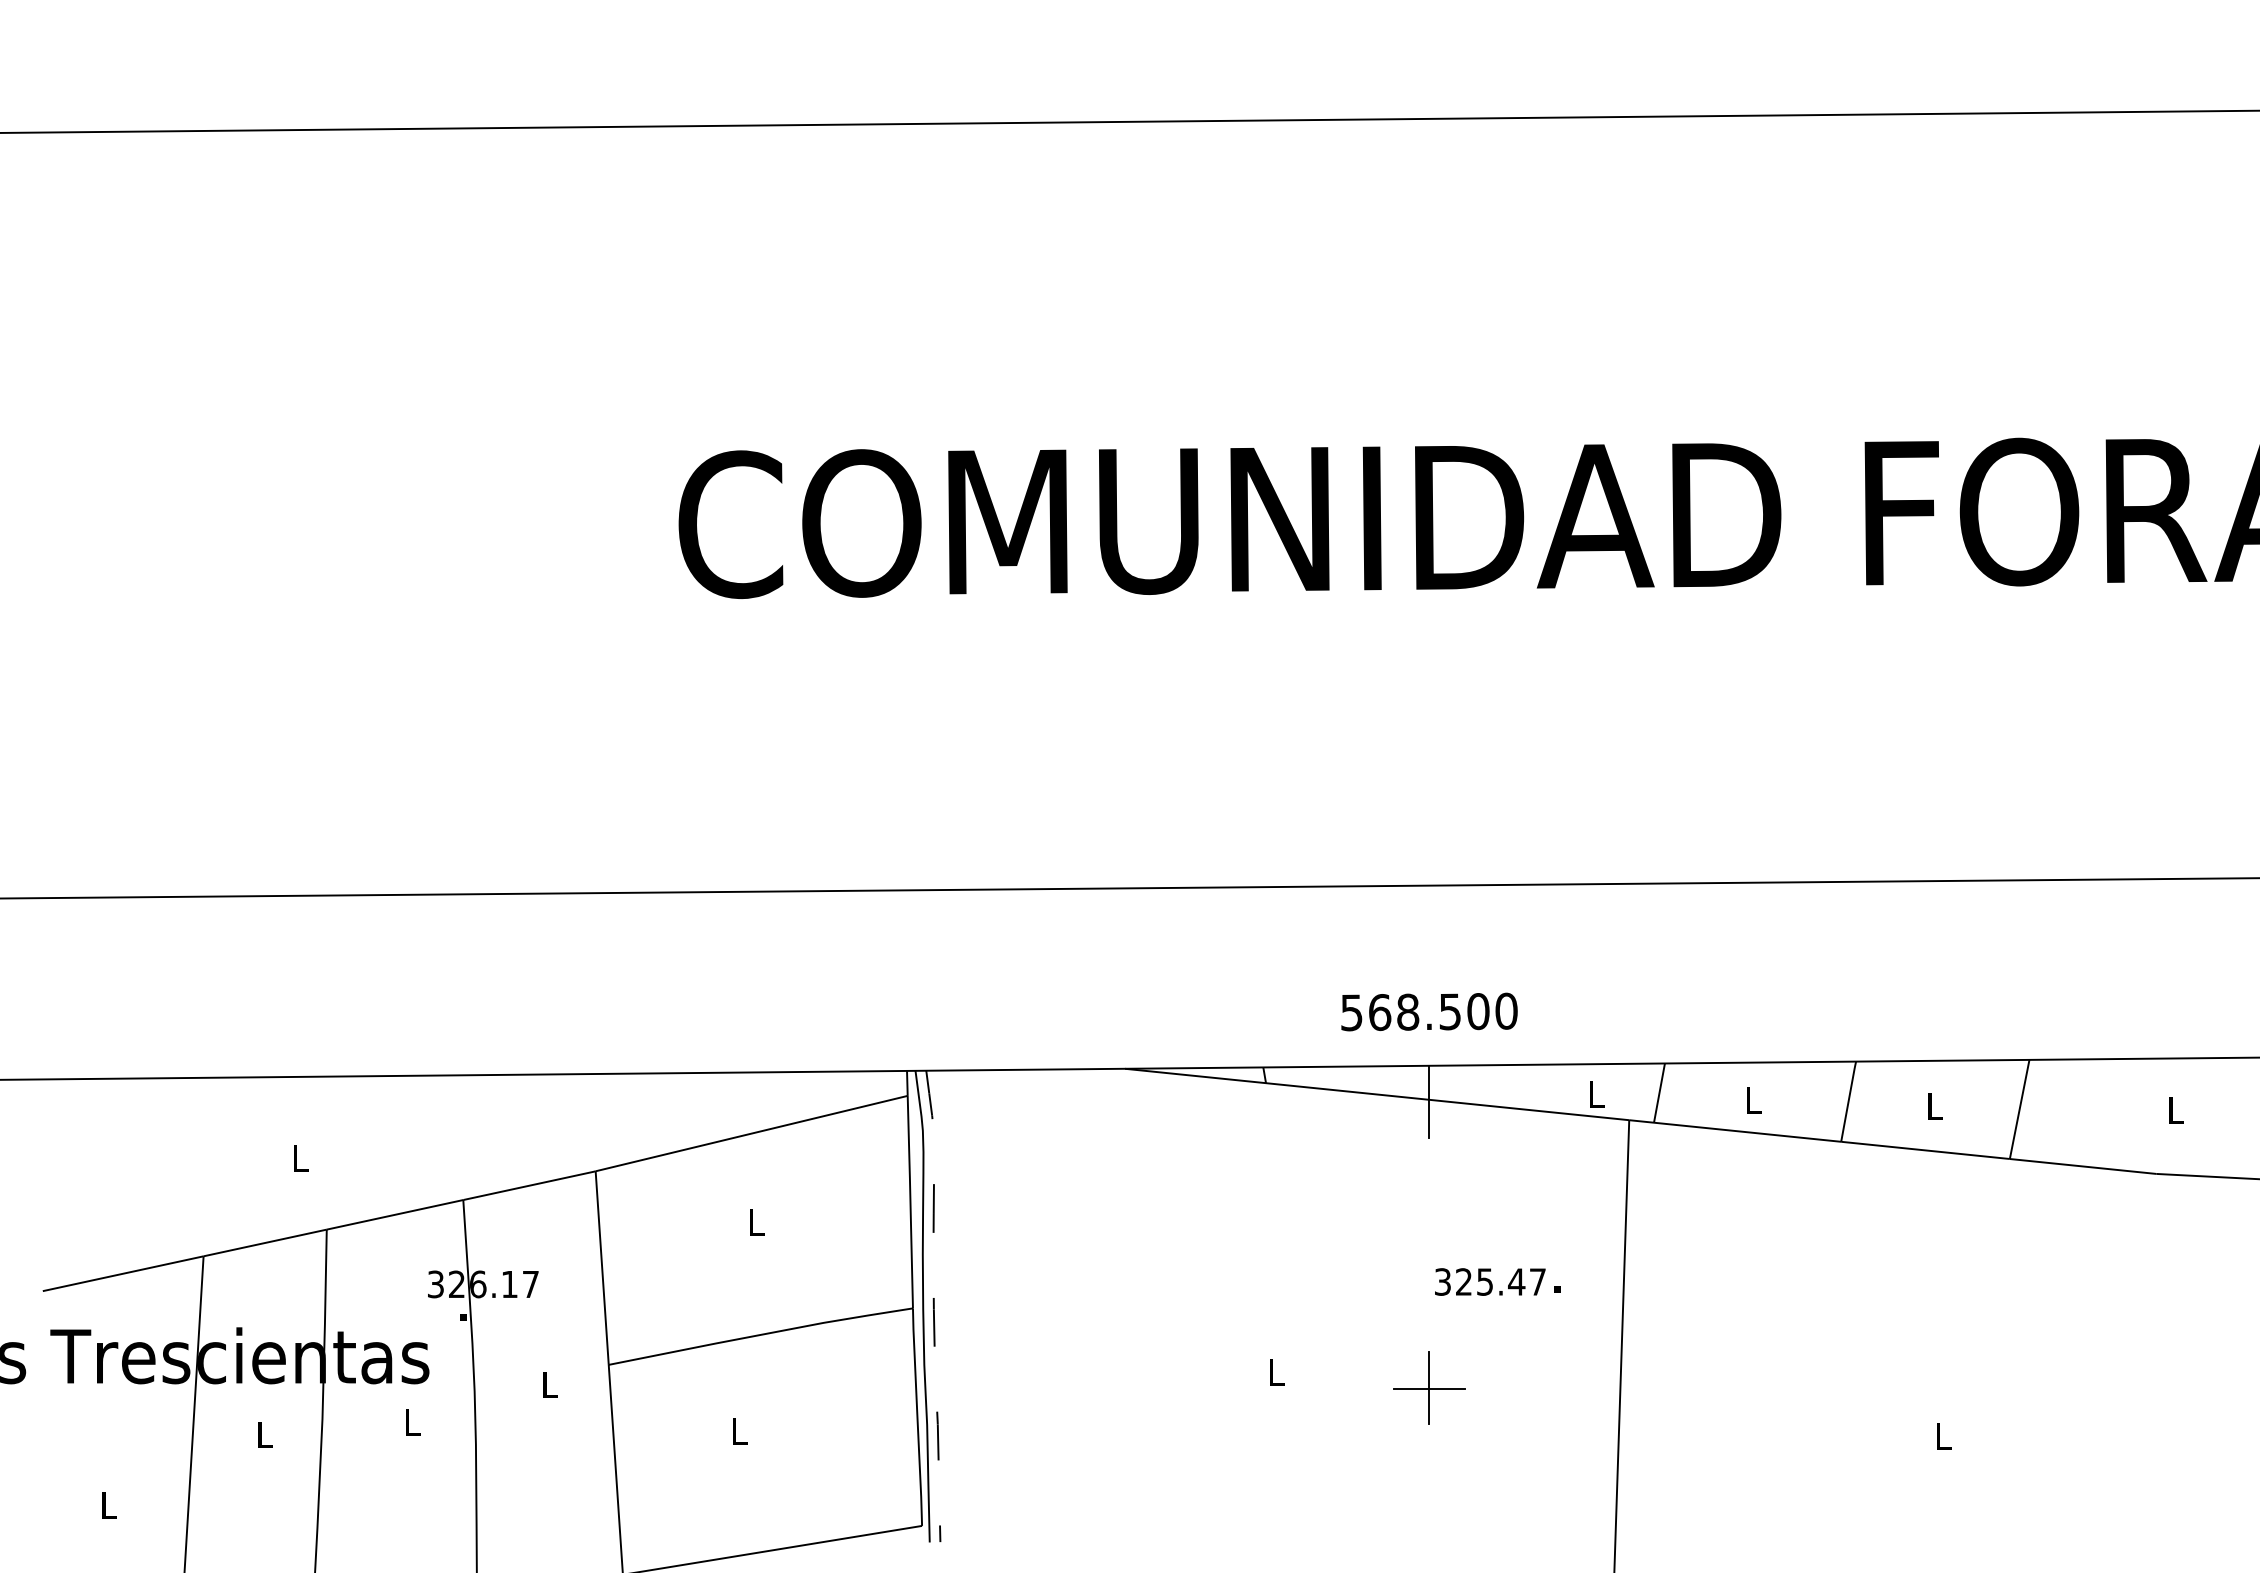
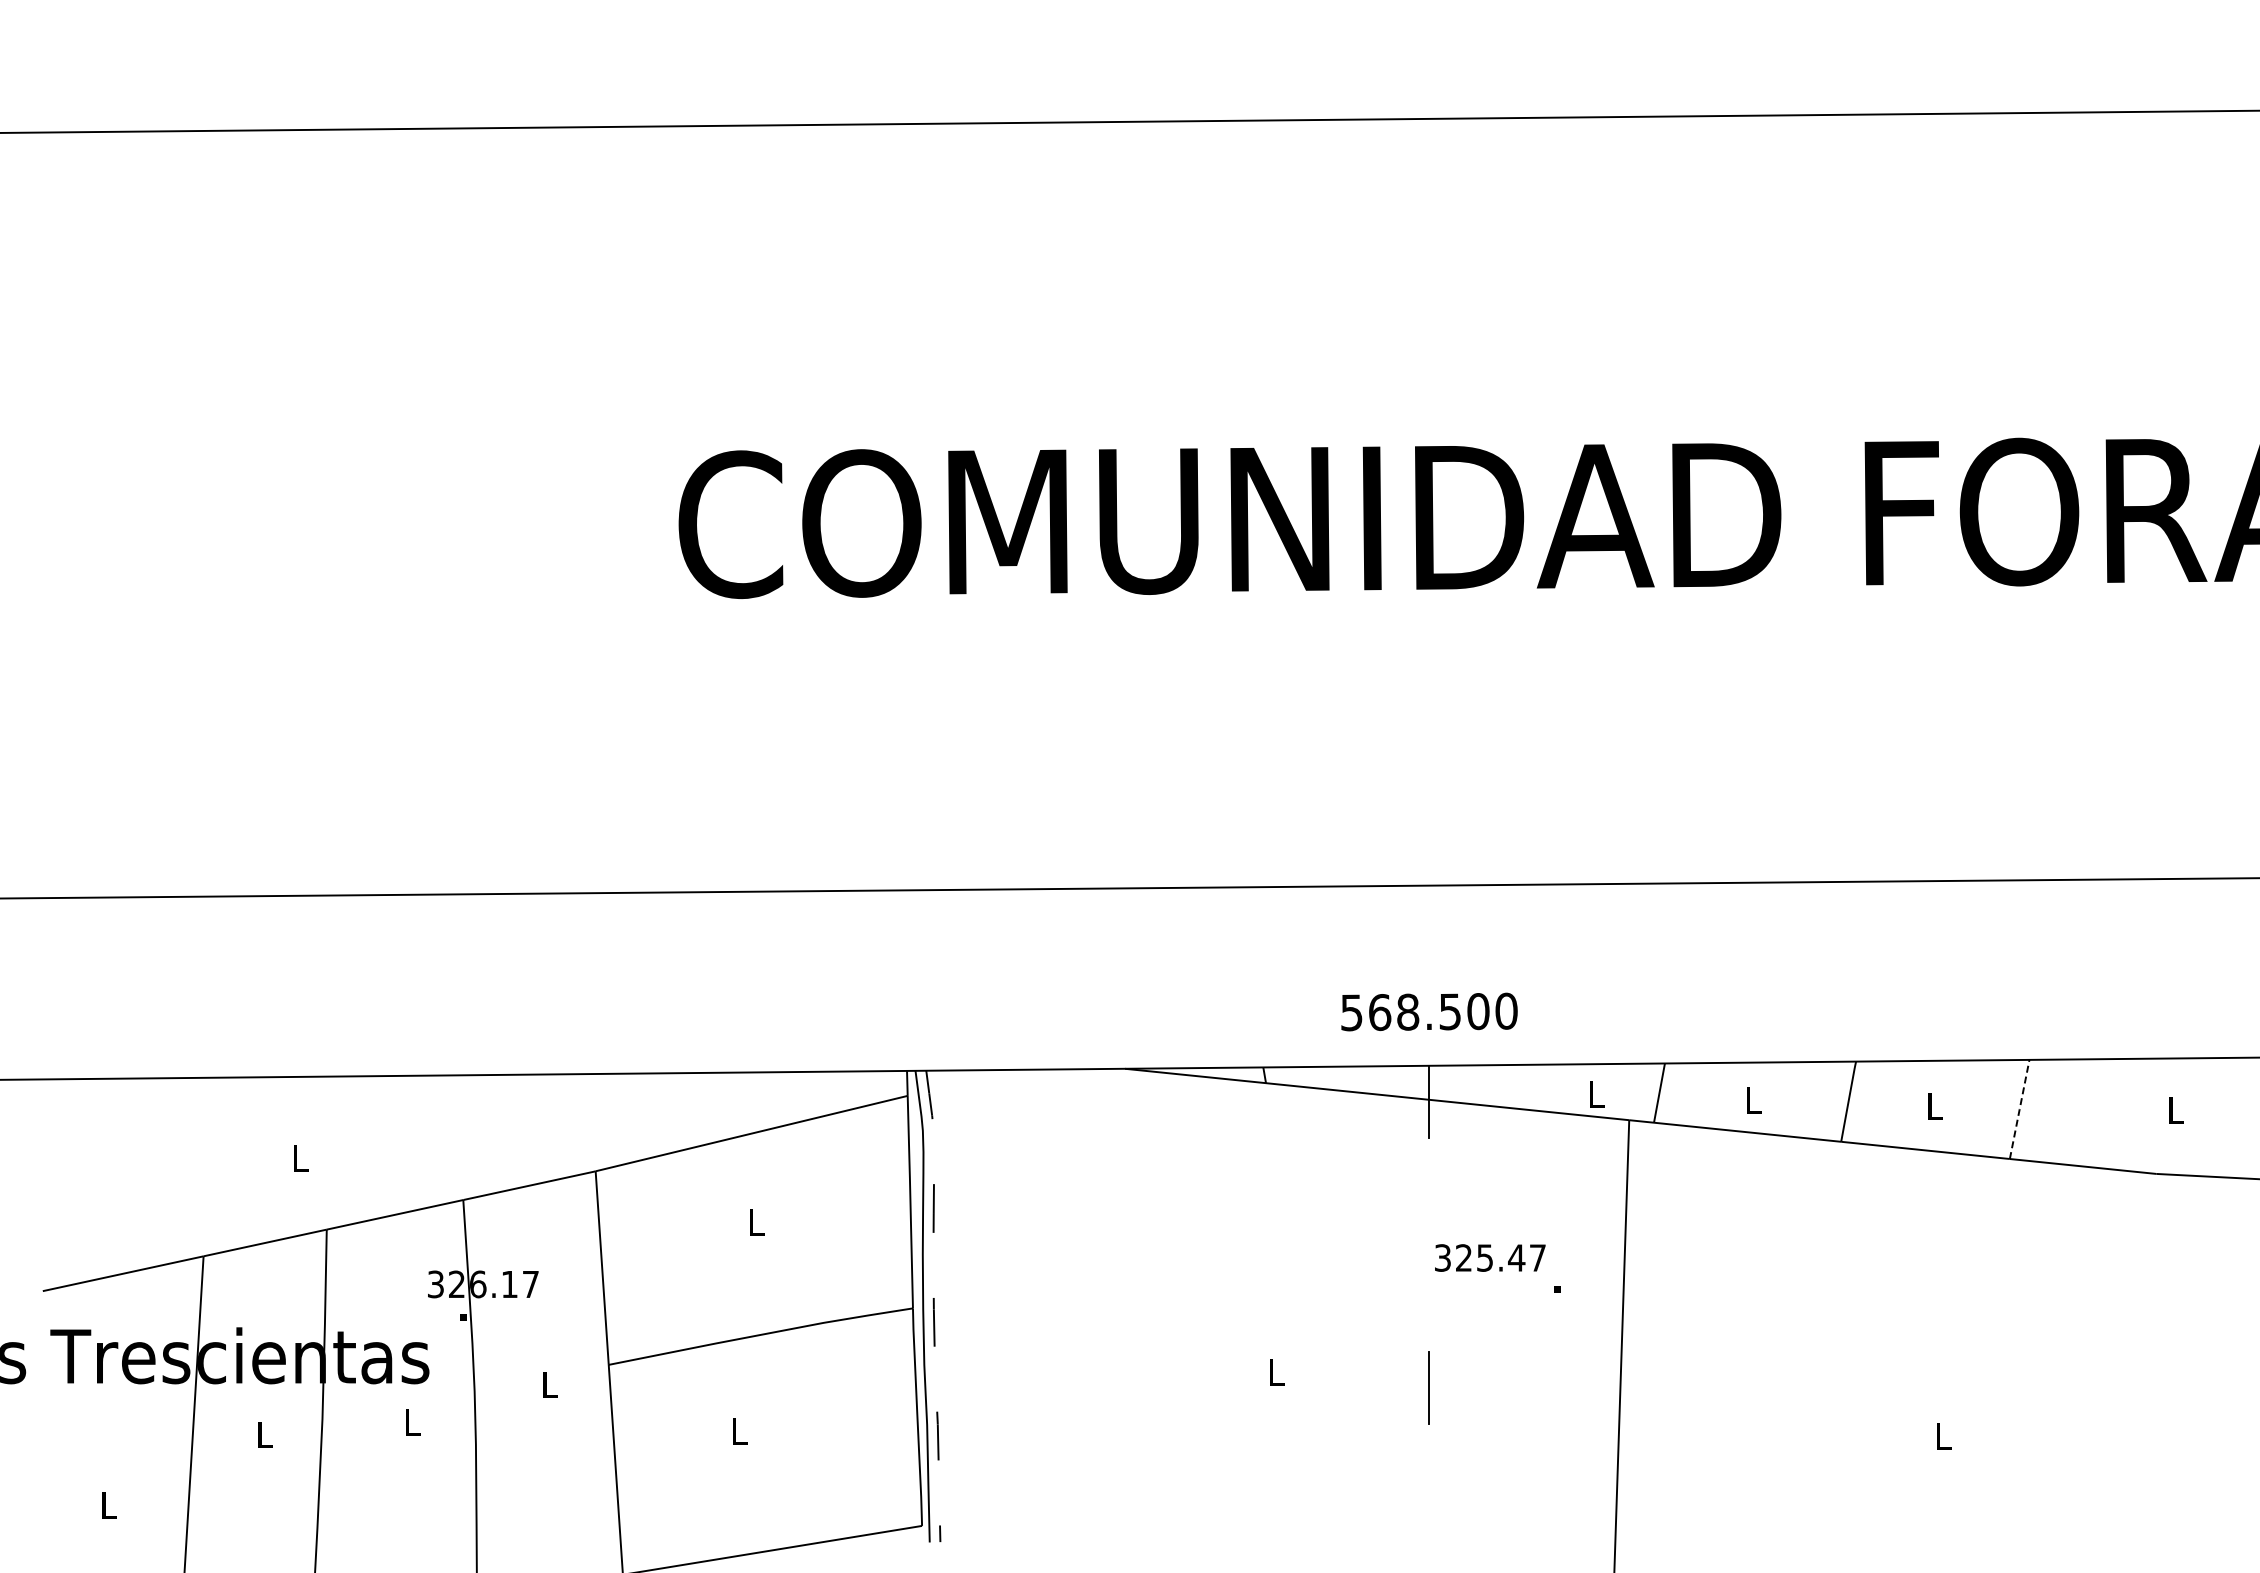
line: solid -> dashed (2019, 1109)
text position: (1490, 1281) -> (1490, 1257) (1490, 1257)
line: present -> none (1429, 1389)
